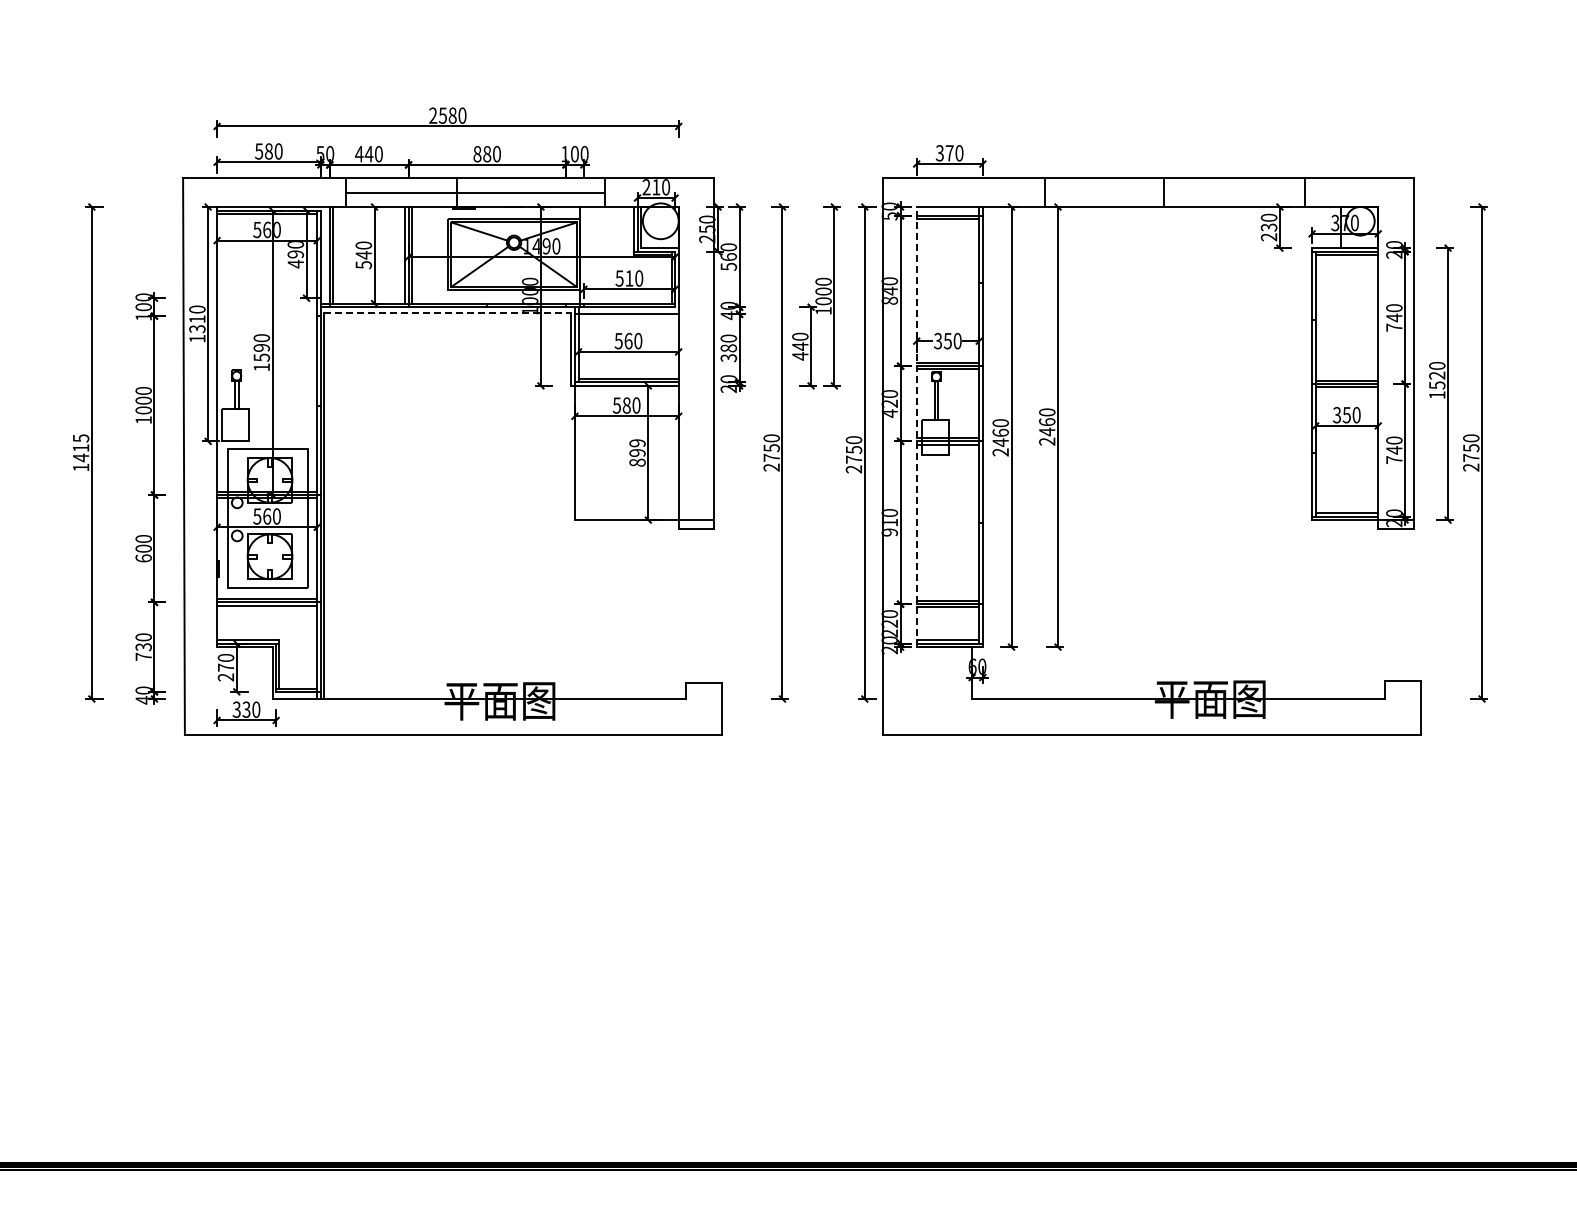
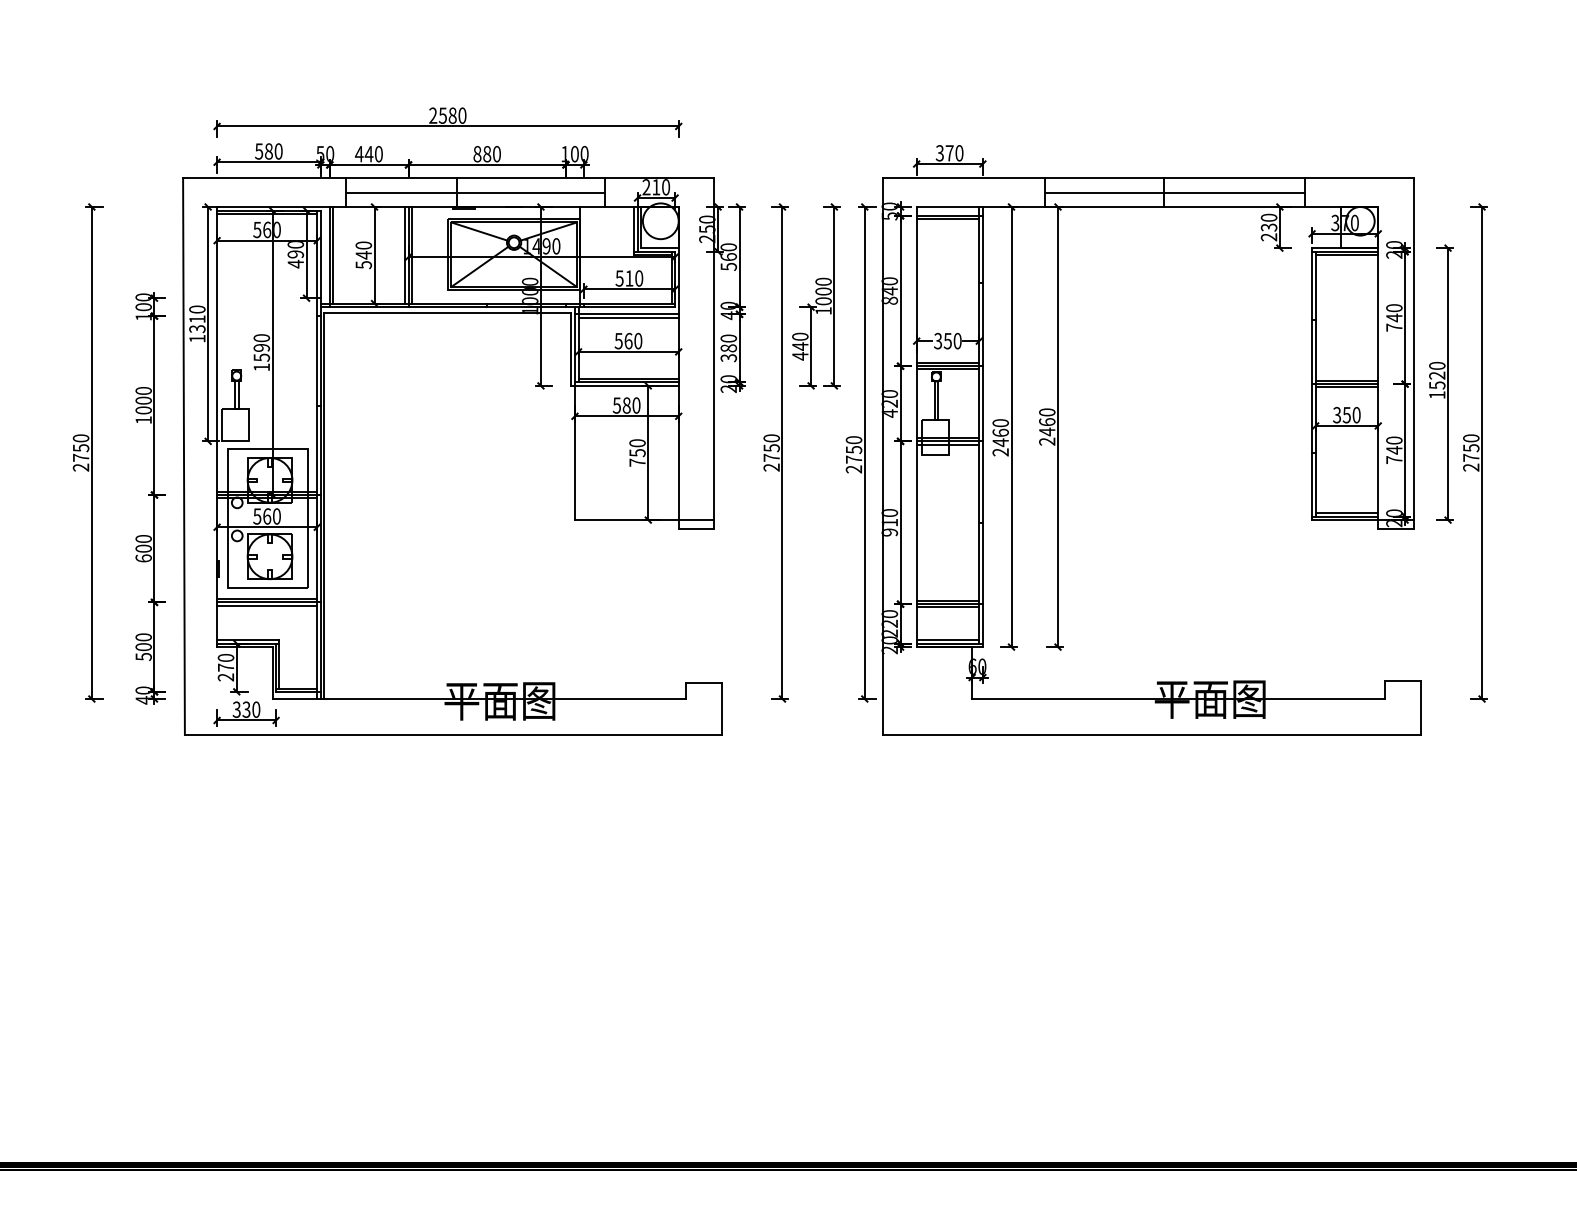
line: none -> present (1174, 192)
line: dashed -> solid (448, 312)
line: none -> present (628, 317)
line: dashed -> solid (916, 426)
text: 1415 -> 2750 (80, 452)
text: 899 -> 750 (637, 452)
text: 730 -> 500 (143, 651)
